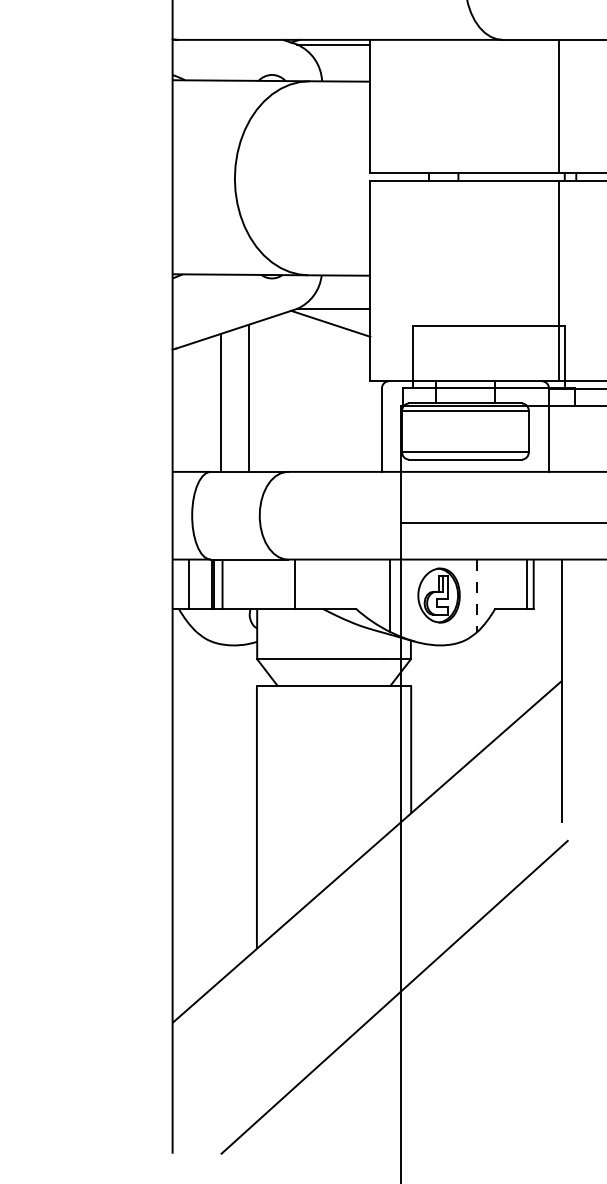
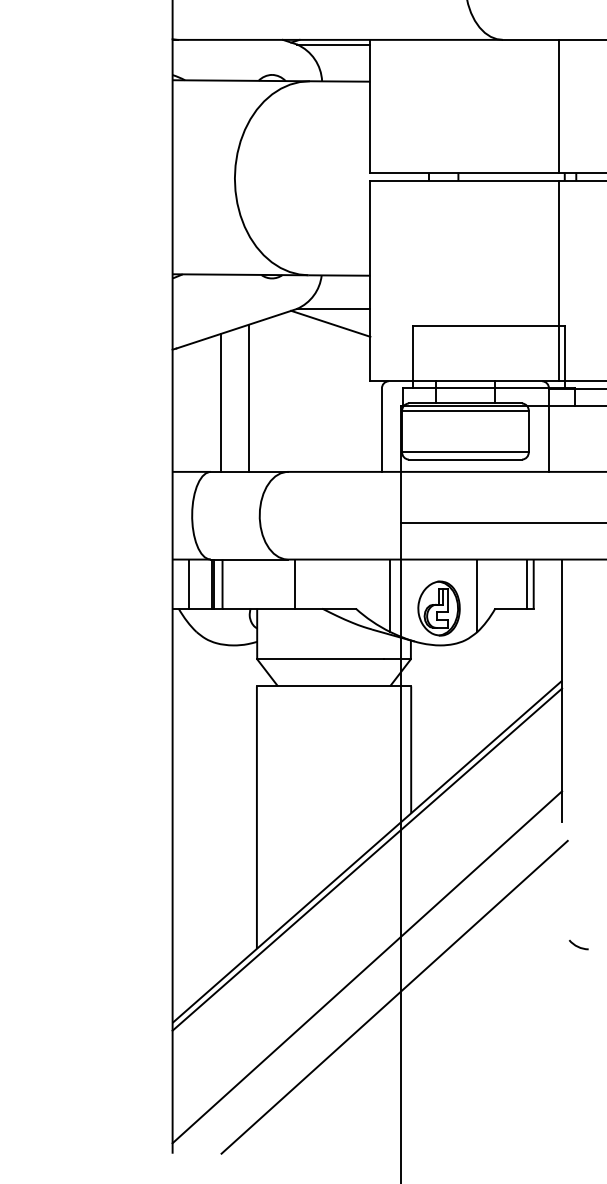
part position: (438, 595) -> (438, 608) (438, 608)
line: dashed -> solid (477, 596)
line: none -> present (367, 859)
arc: none -> present (577, 945)
line: none -> present (367, 967)
